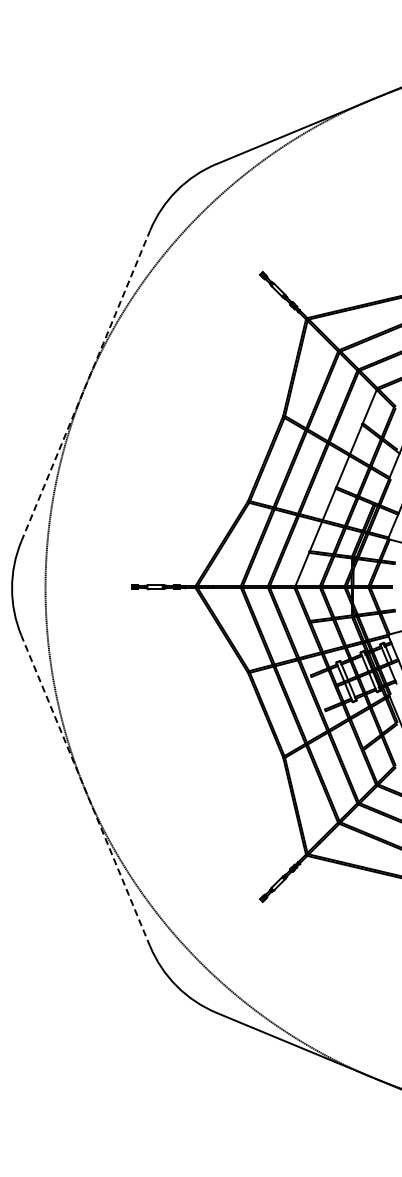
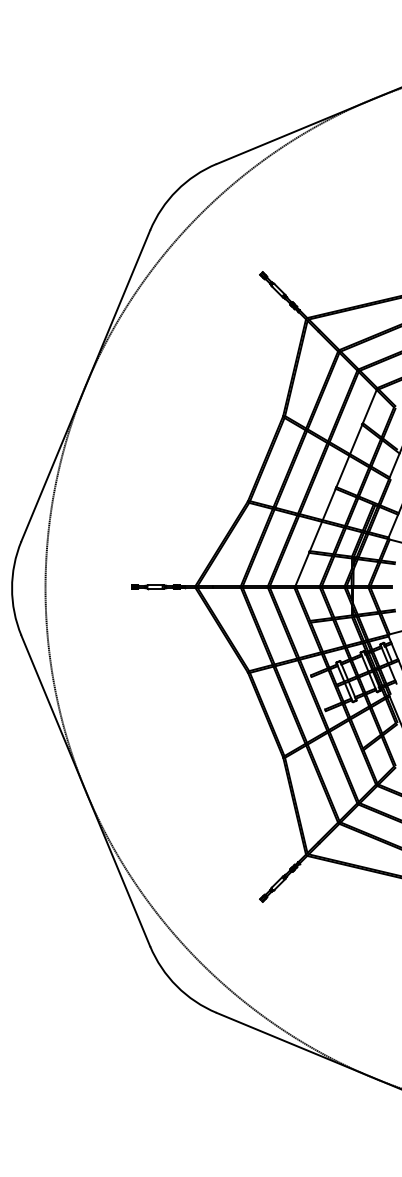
line: dashed -> solid (85, 385)
line: dashed -> solid (85, 790)
